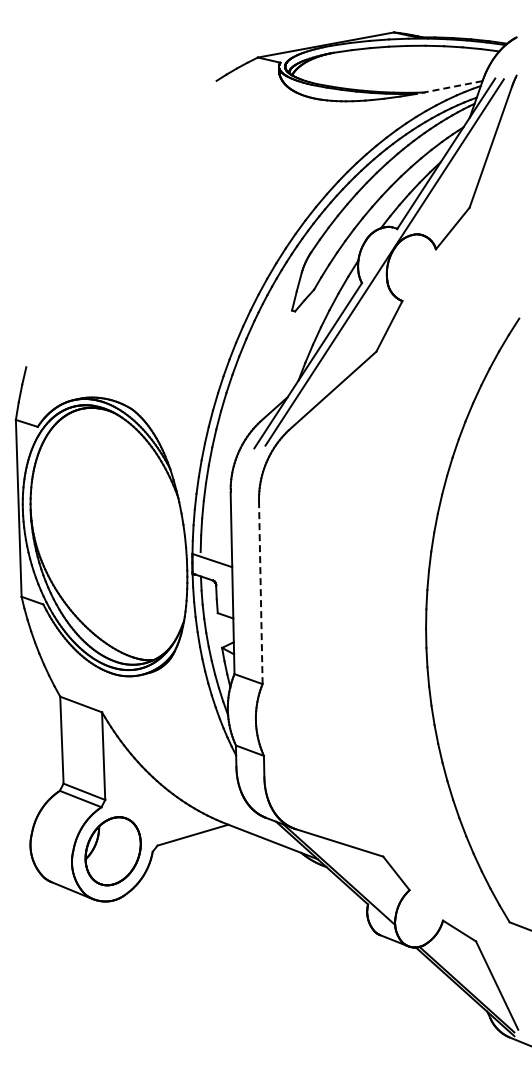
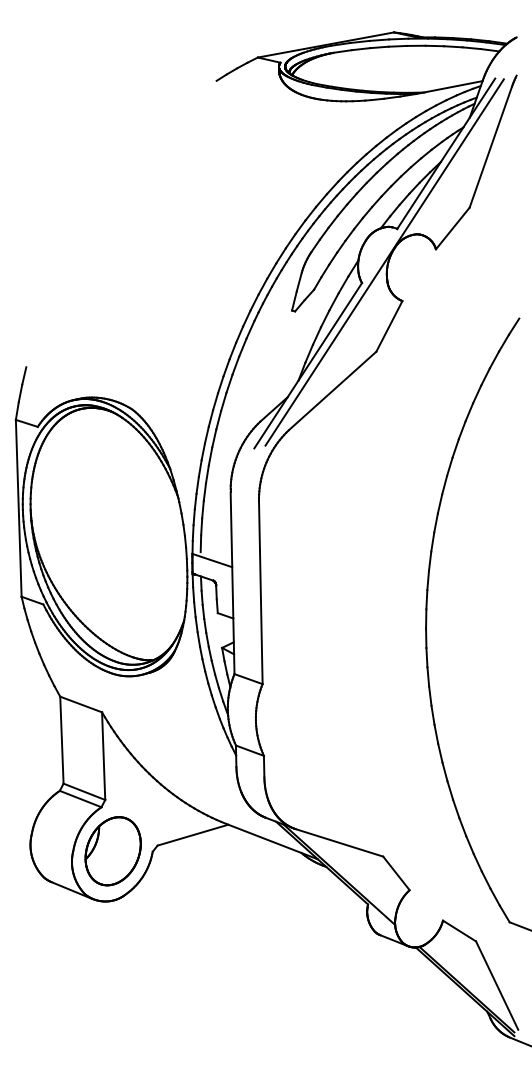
line: dashed -> solid (449, 87)
line: dashed -> solid (260, 592)
